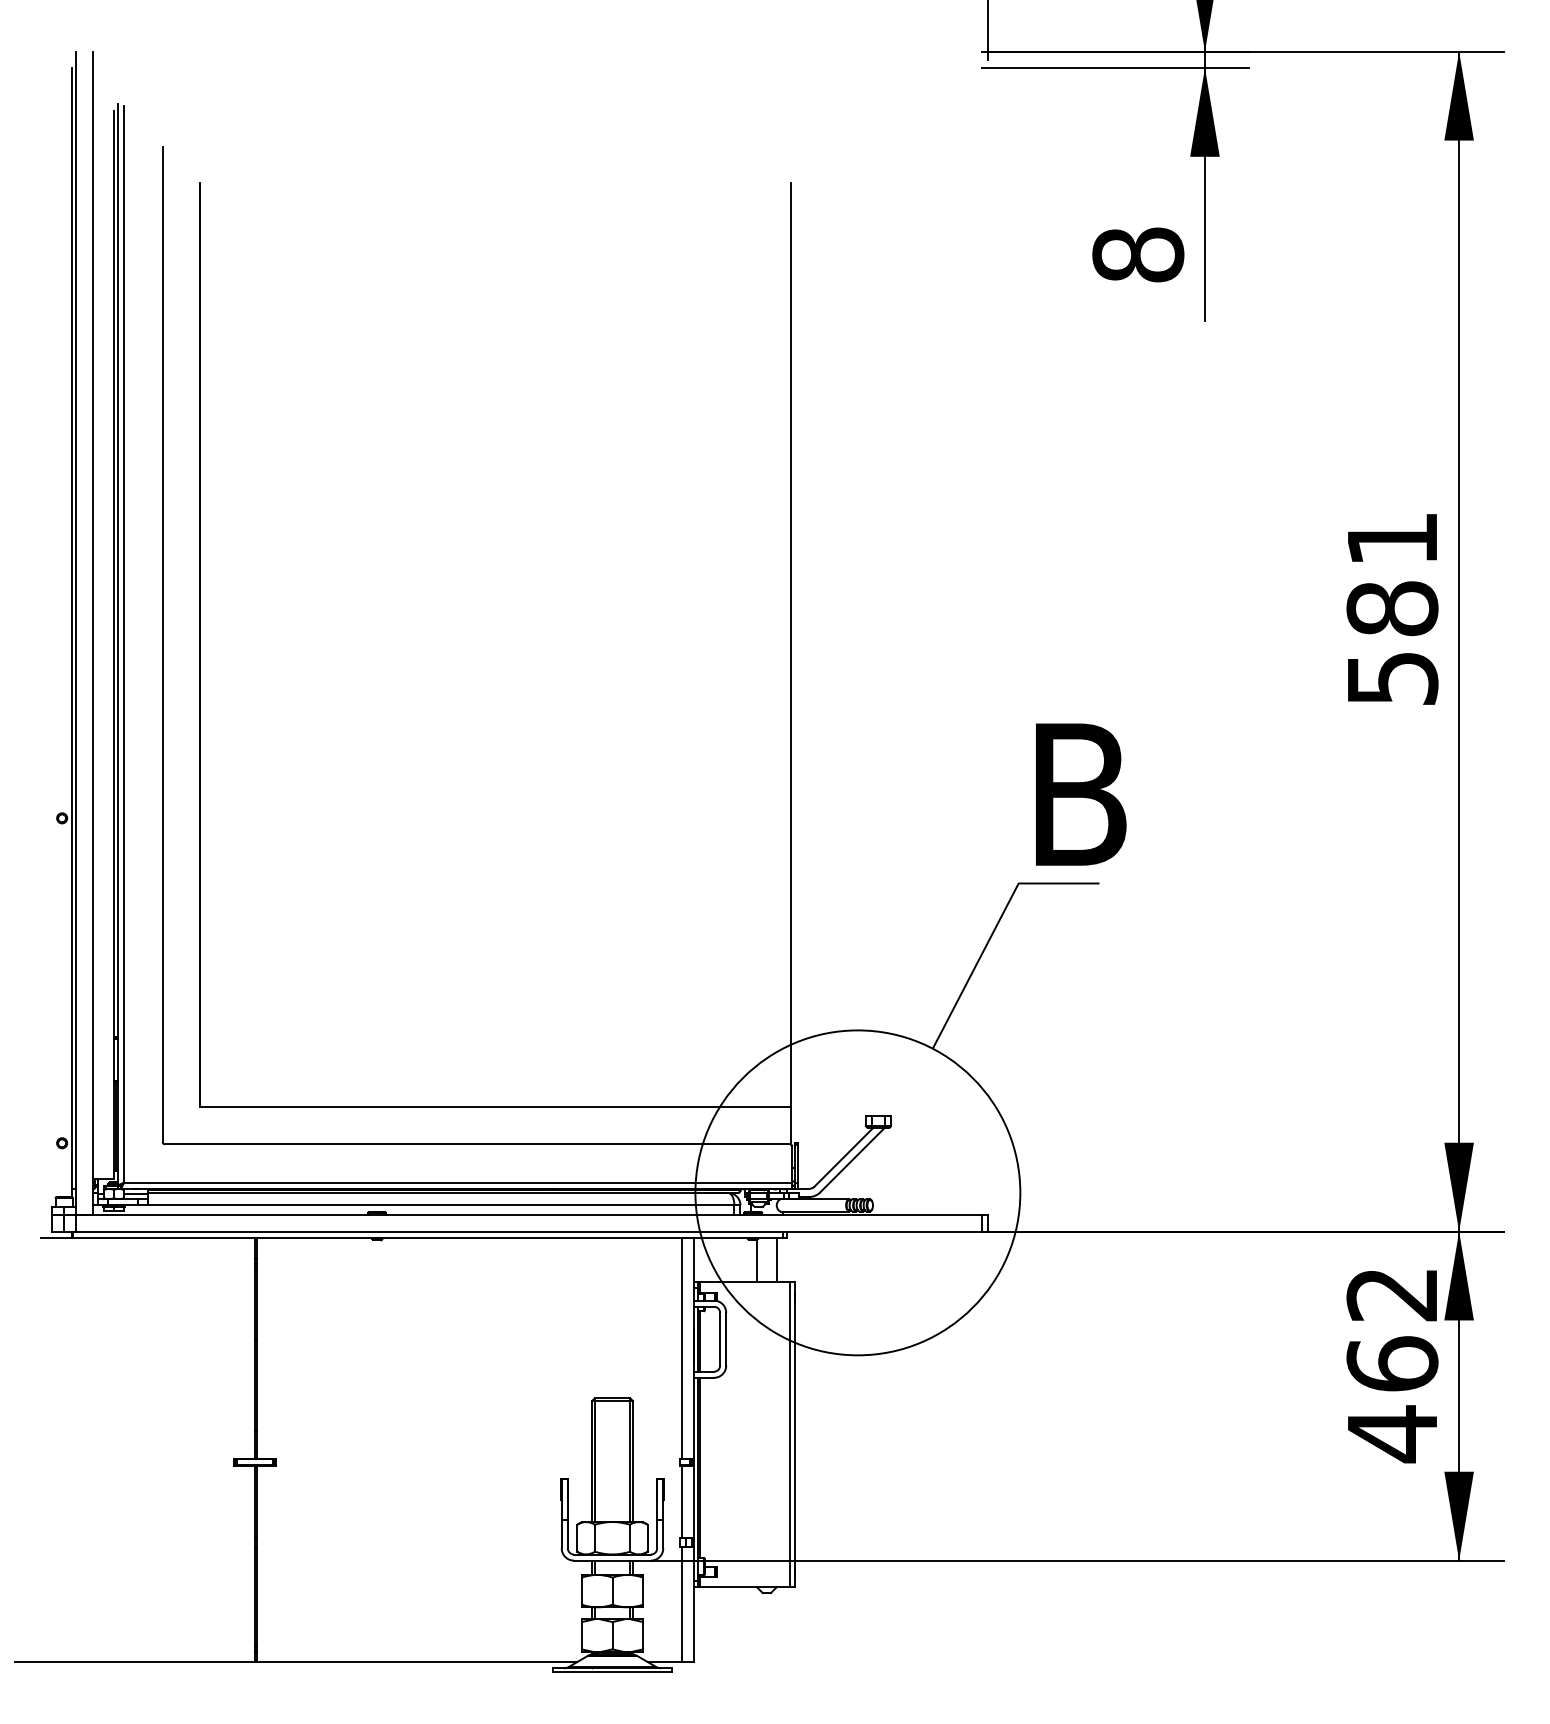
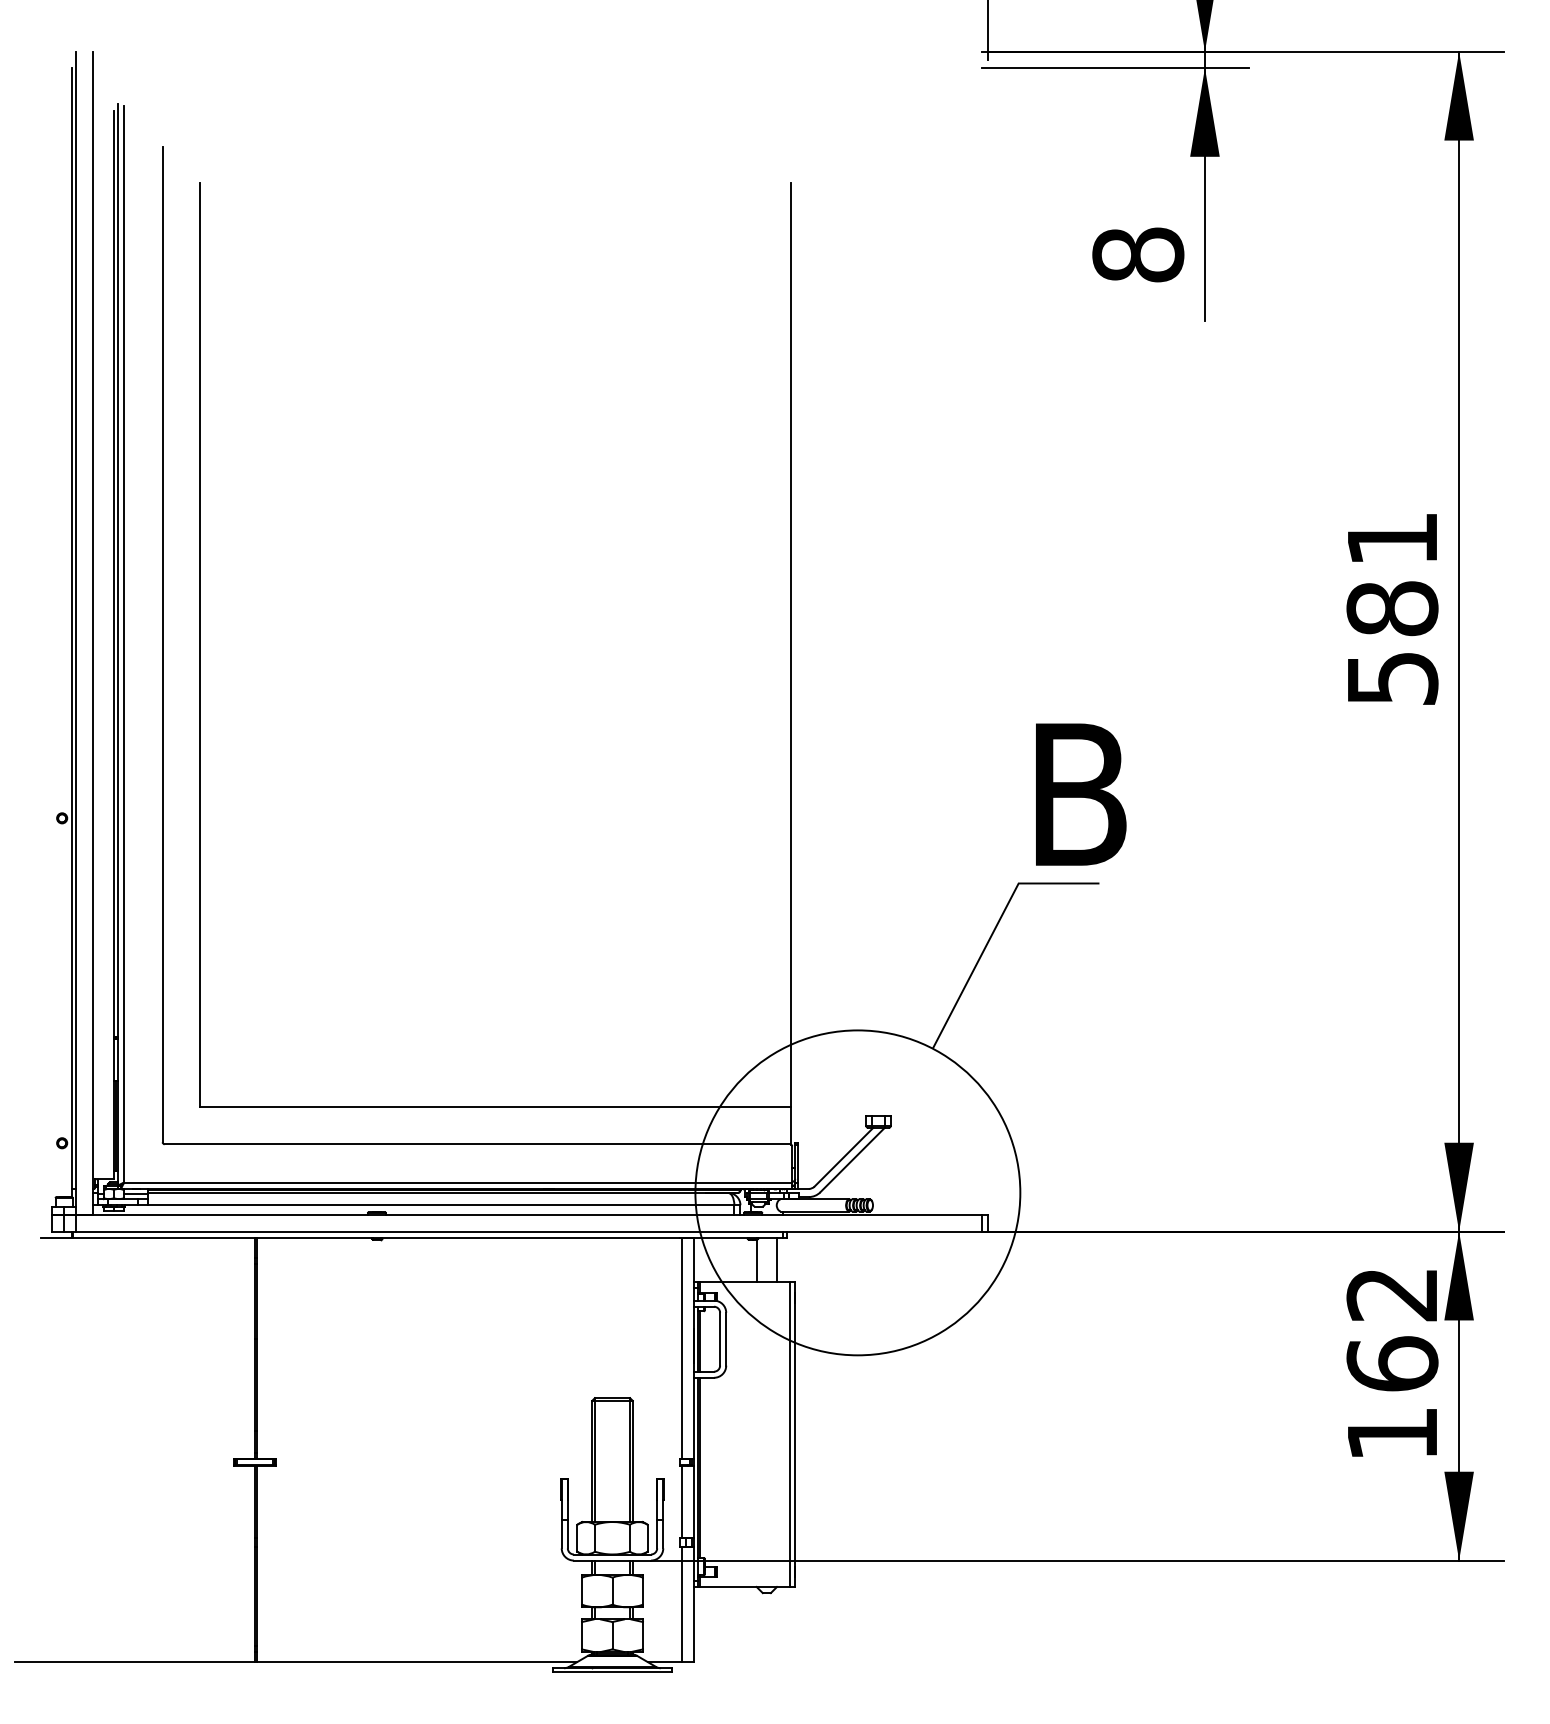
text: 462 -> 162 (1392, 1434)
